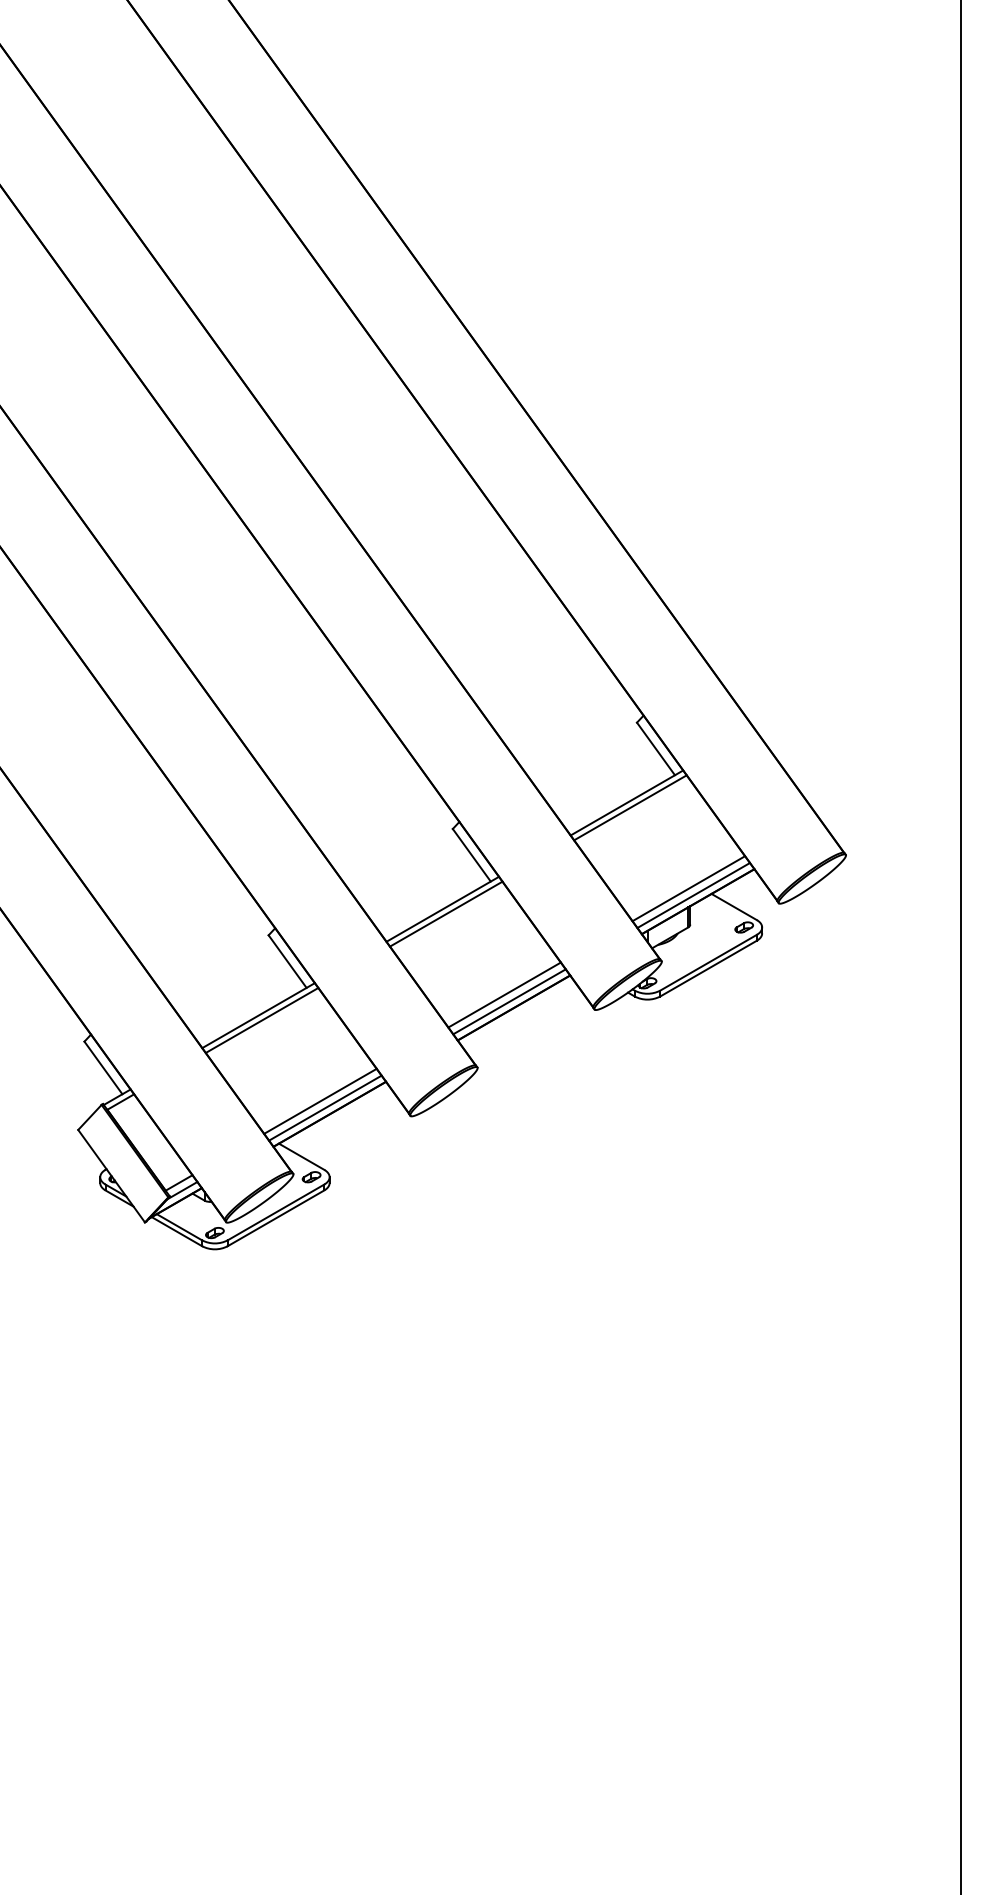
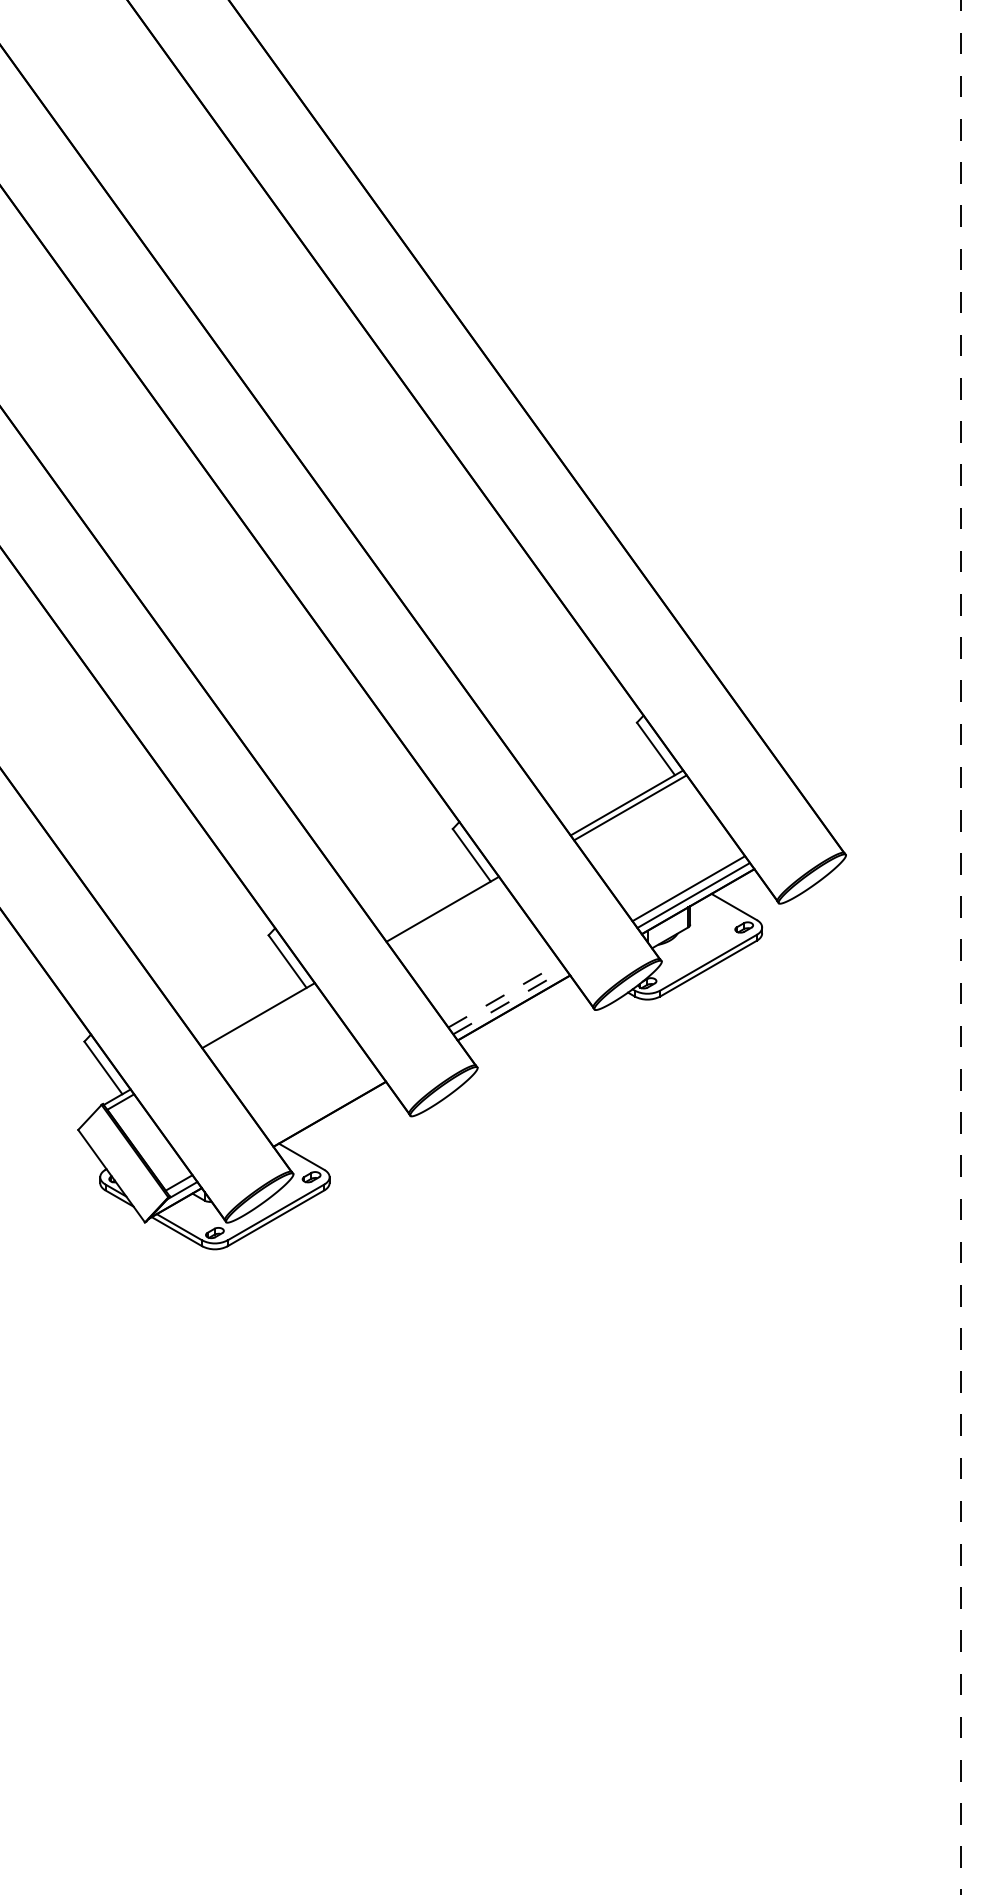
line: present -> none (446, 913)
line: solid -> dashed (960, 947)
line: solid -> dashed (504, 995)
line: solid -> dashed (509, 1001)
line: present -> none (261, 1019)
line: present -> none (320, 1100)
line: present -> none (325, 1107)
